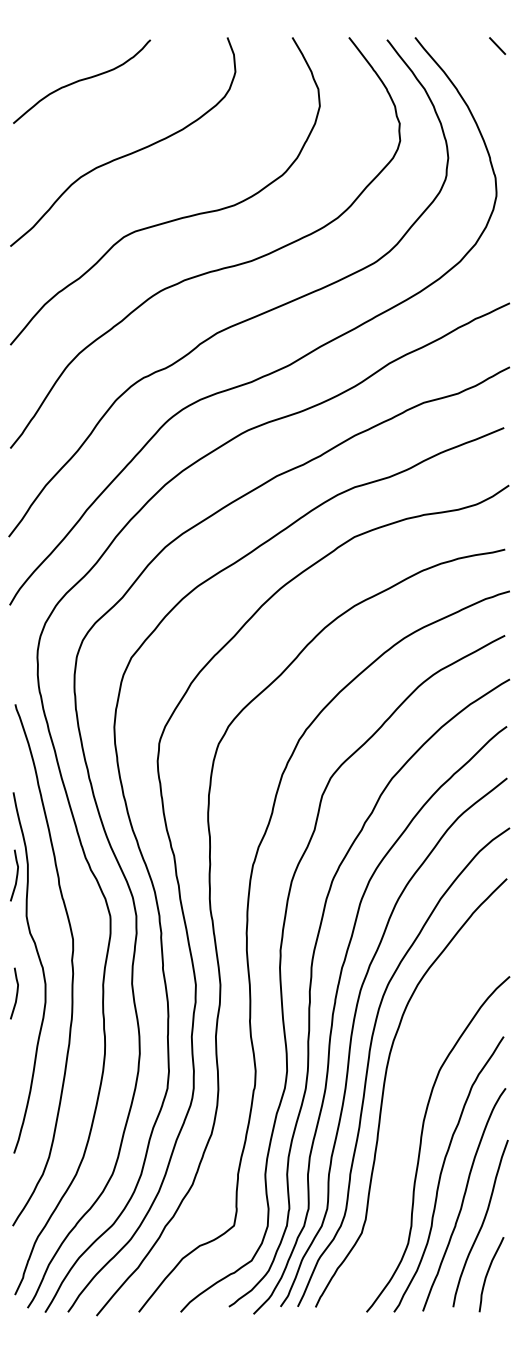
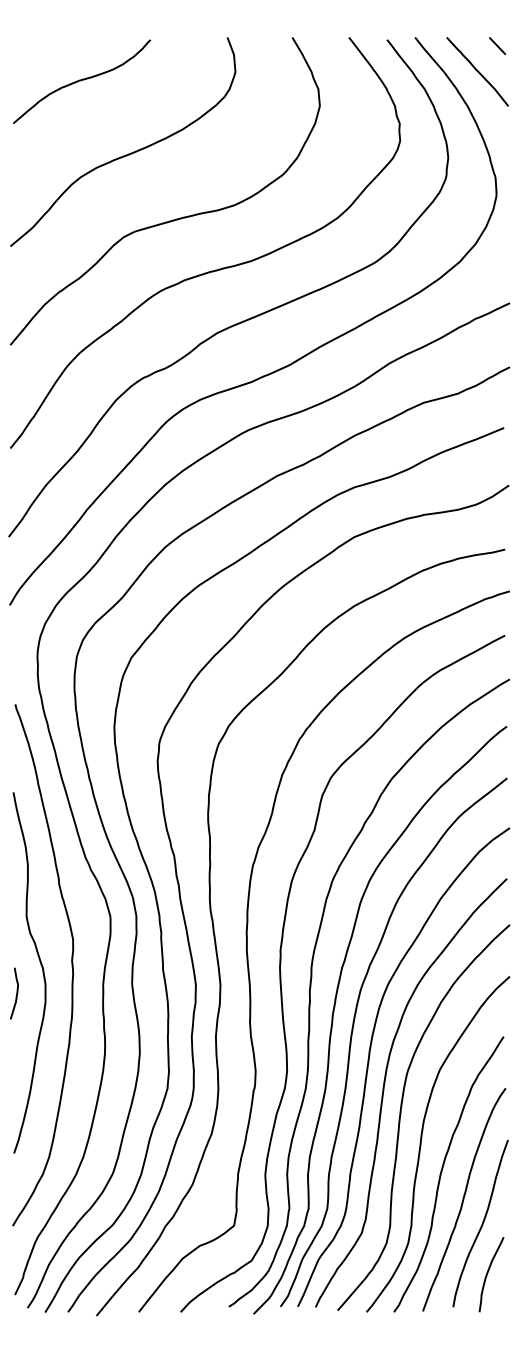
curve: none -> present (477, 71)
curve: present -> none (16, 875)
curve: none -> present (401, 1115)
